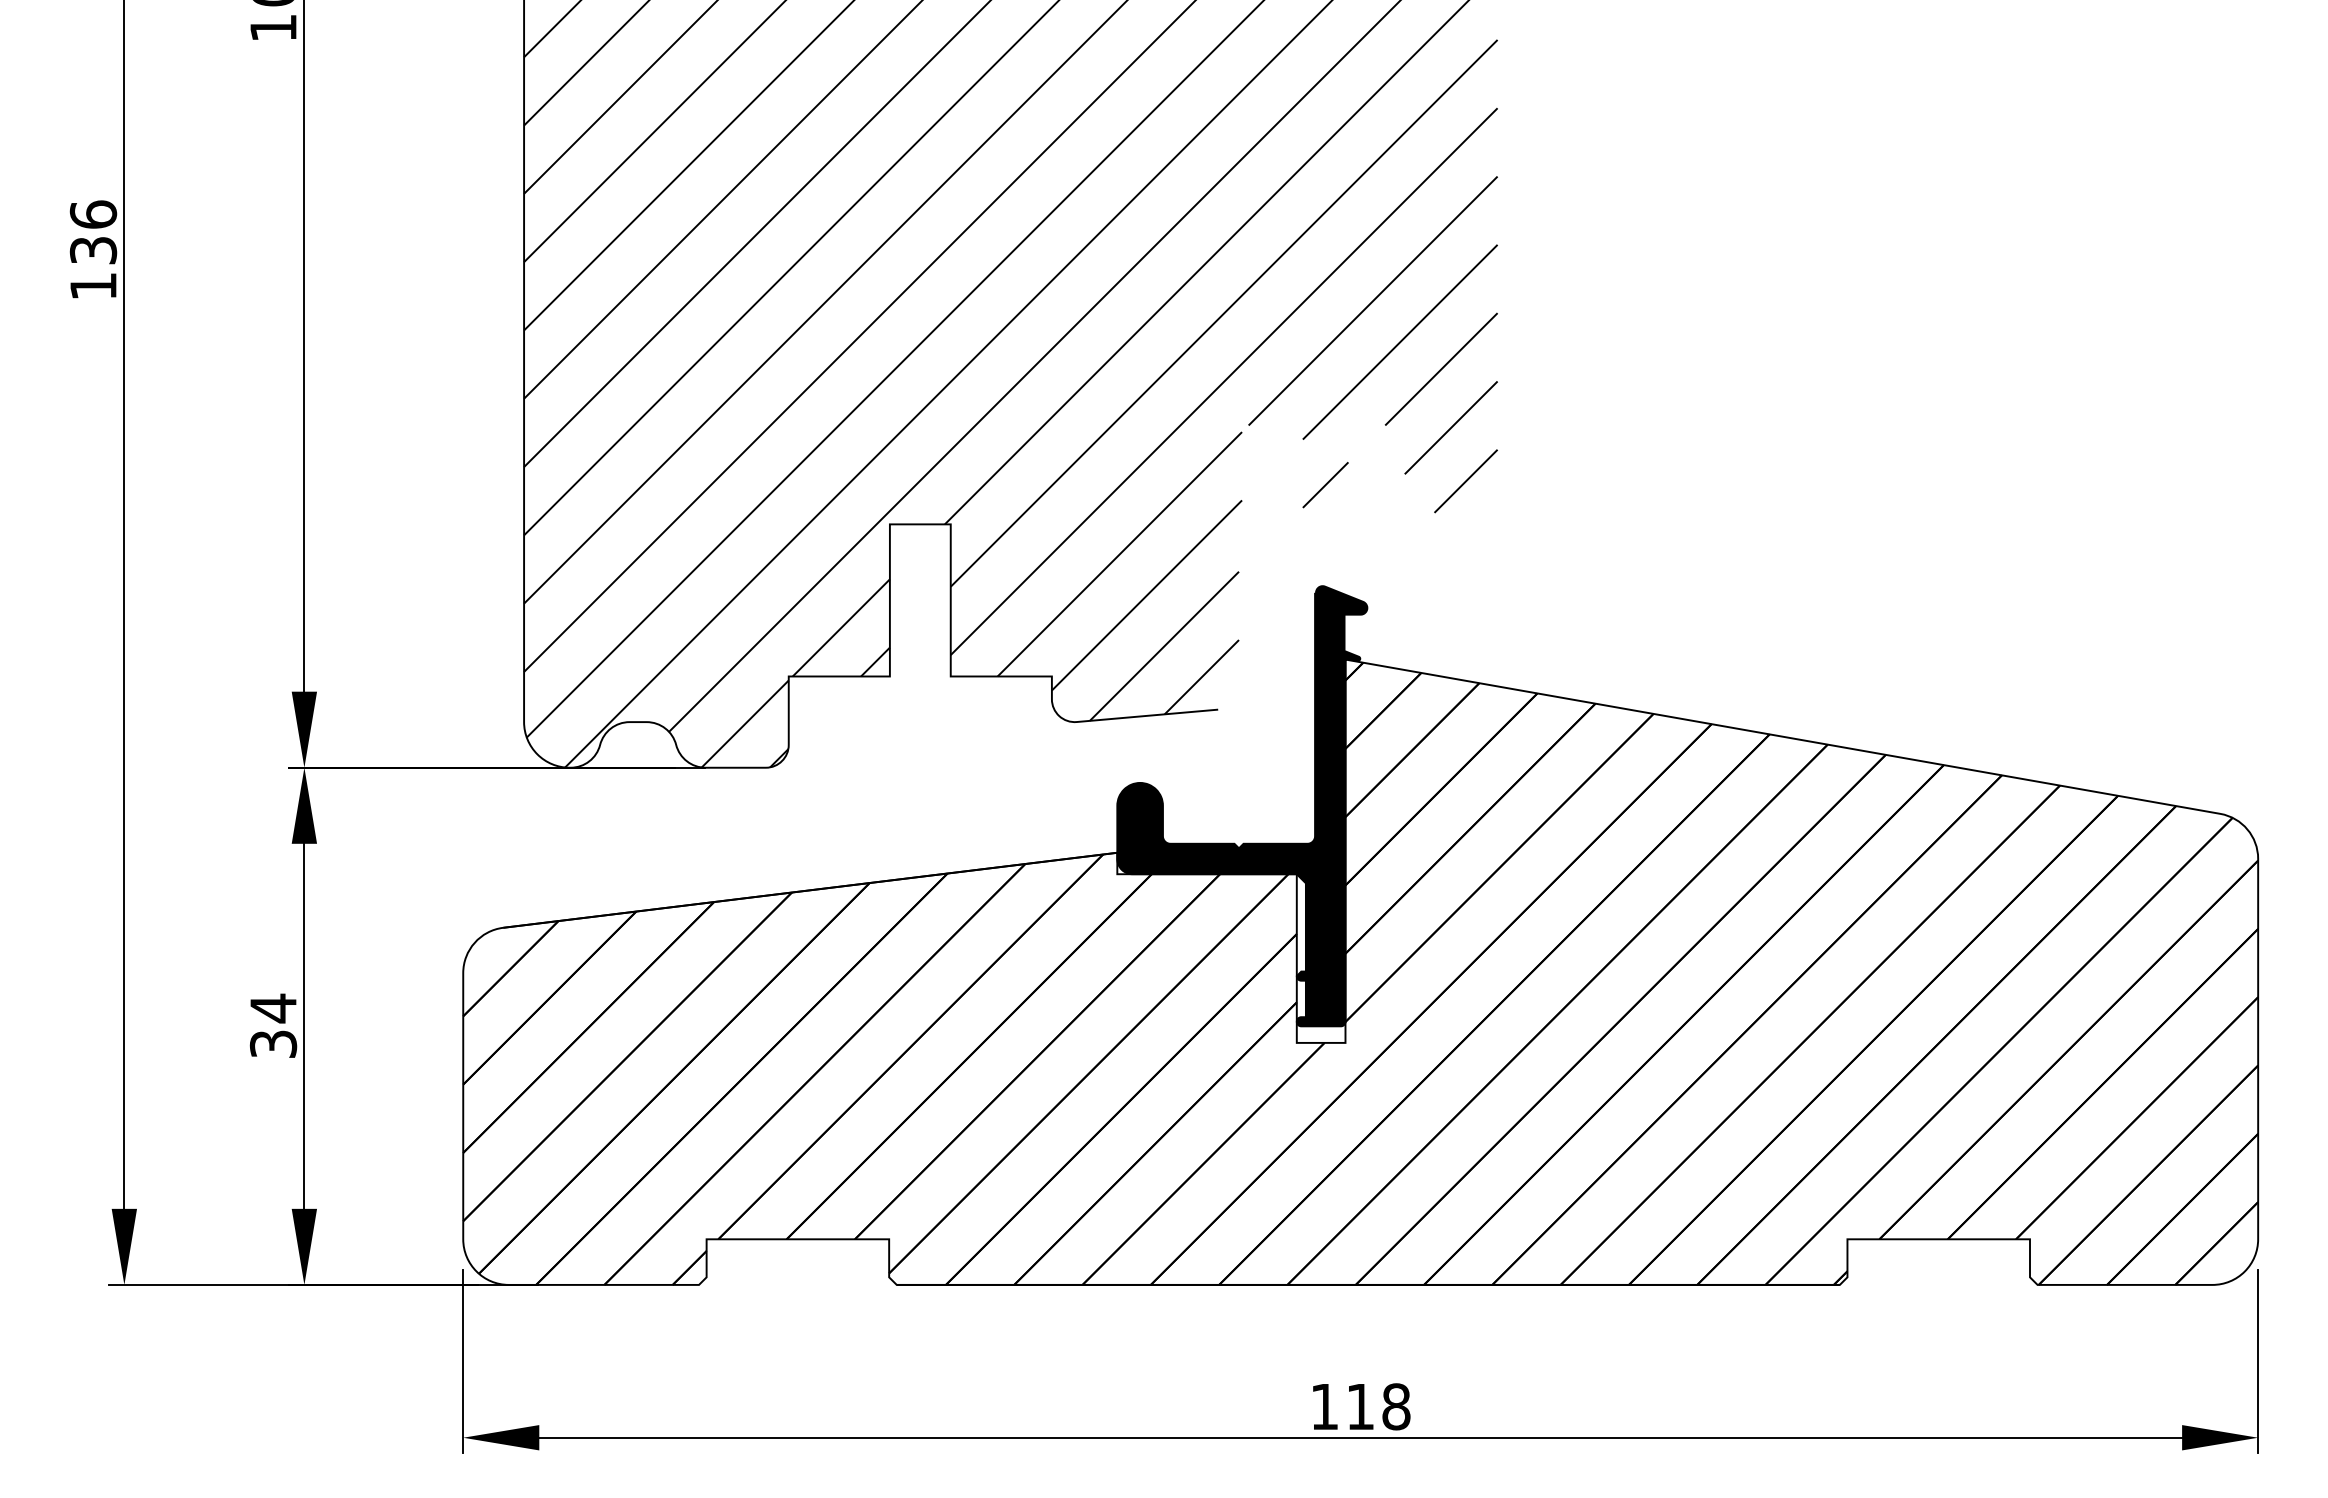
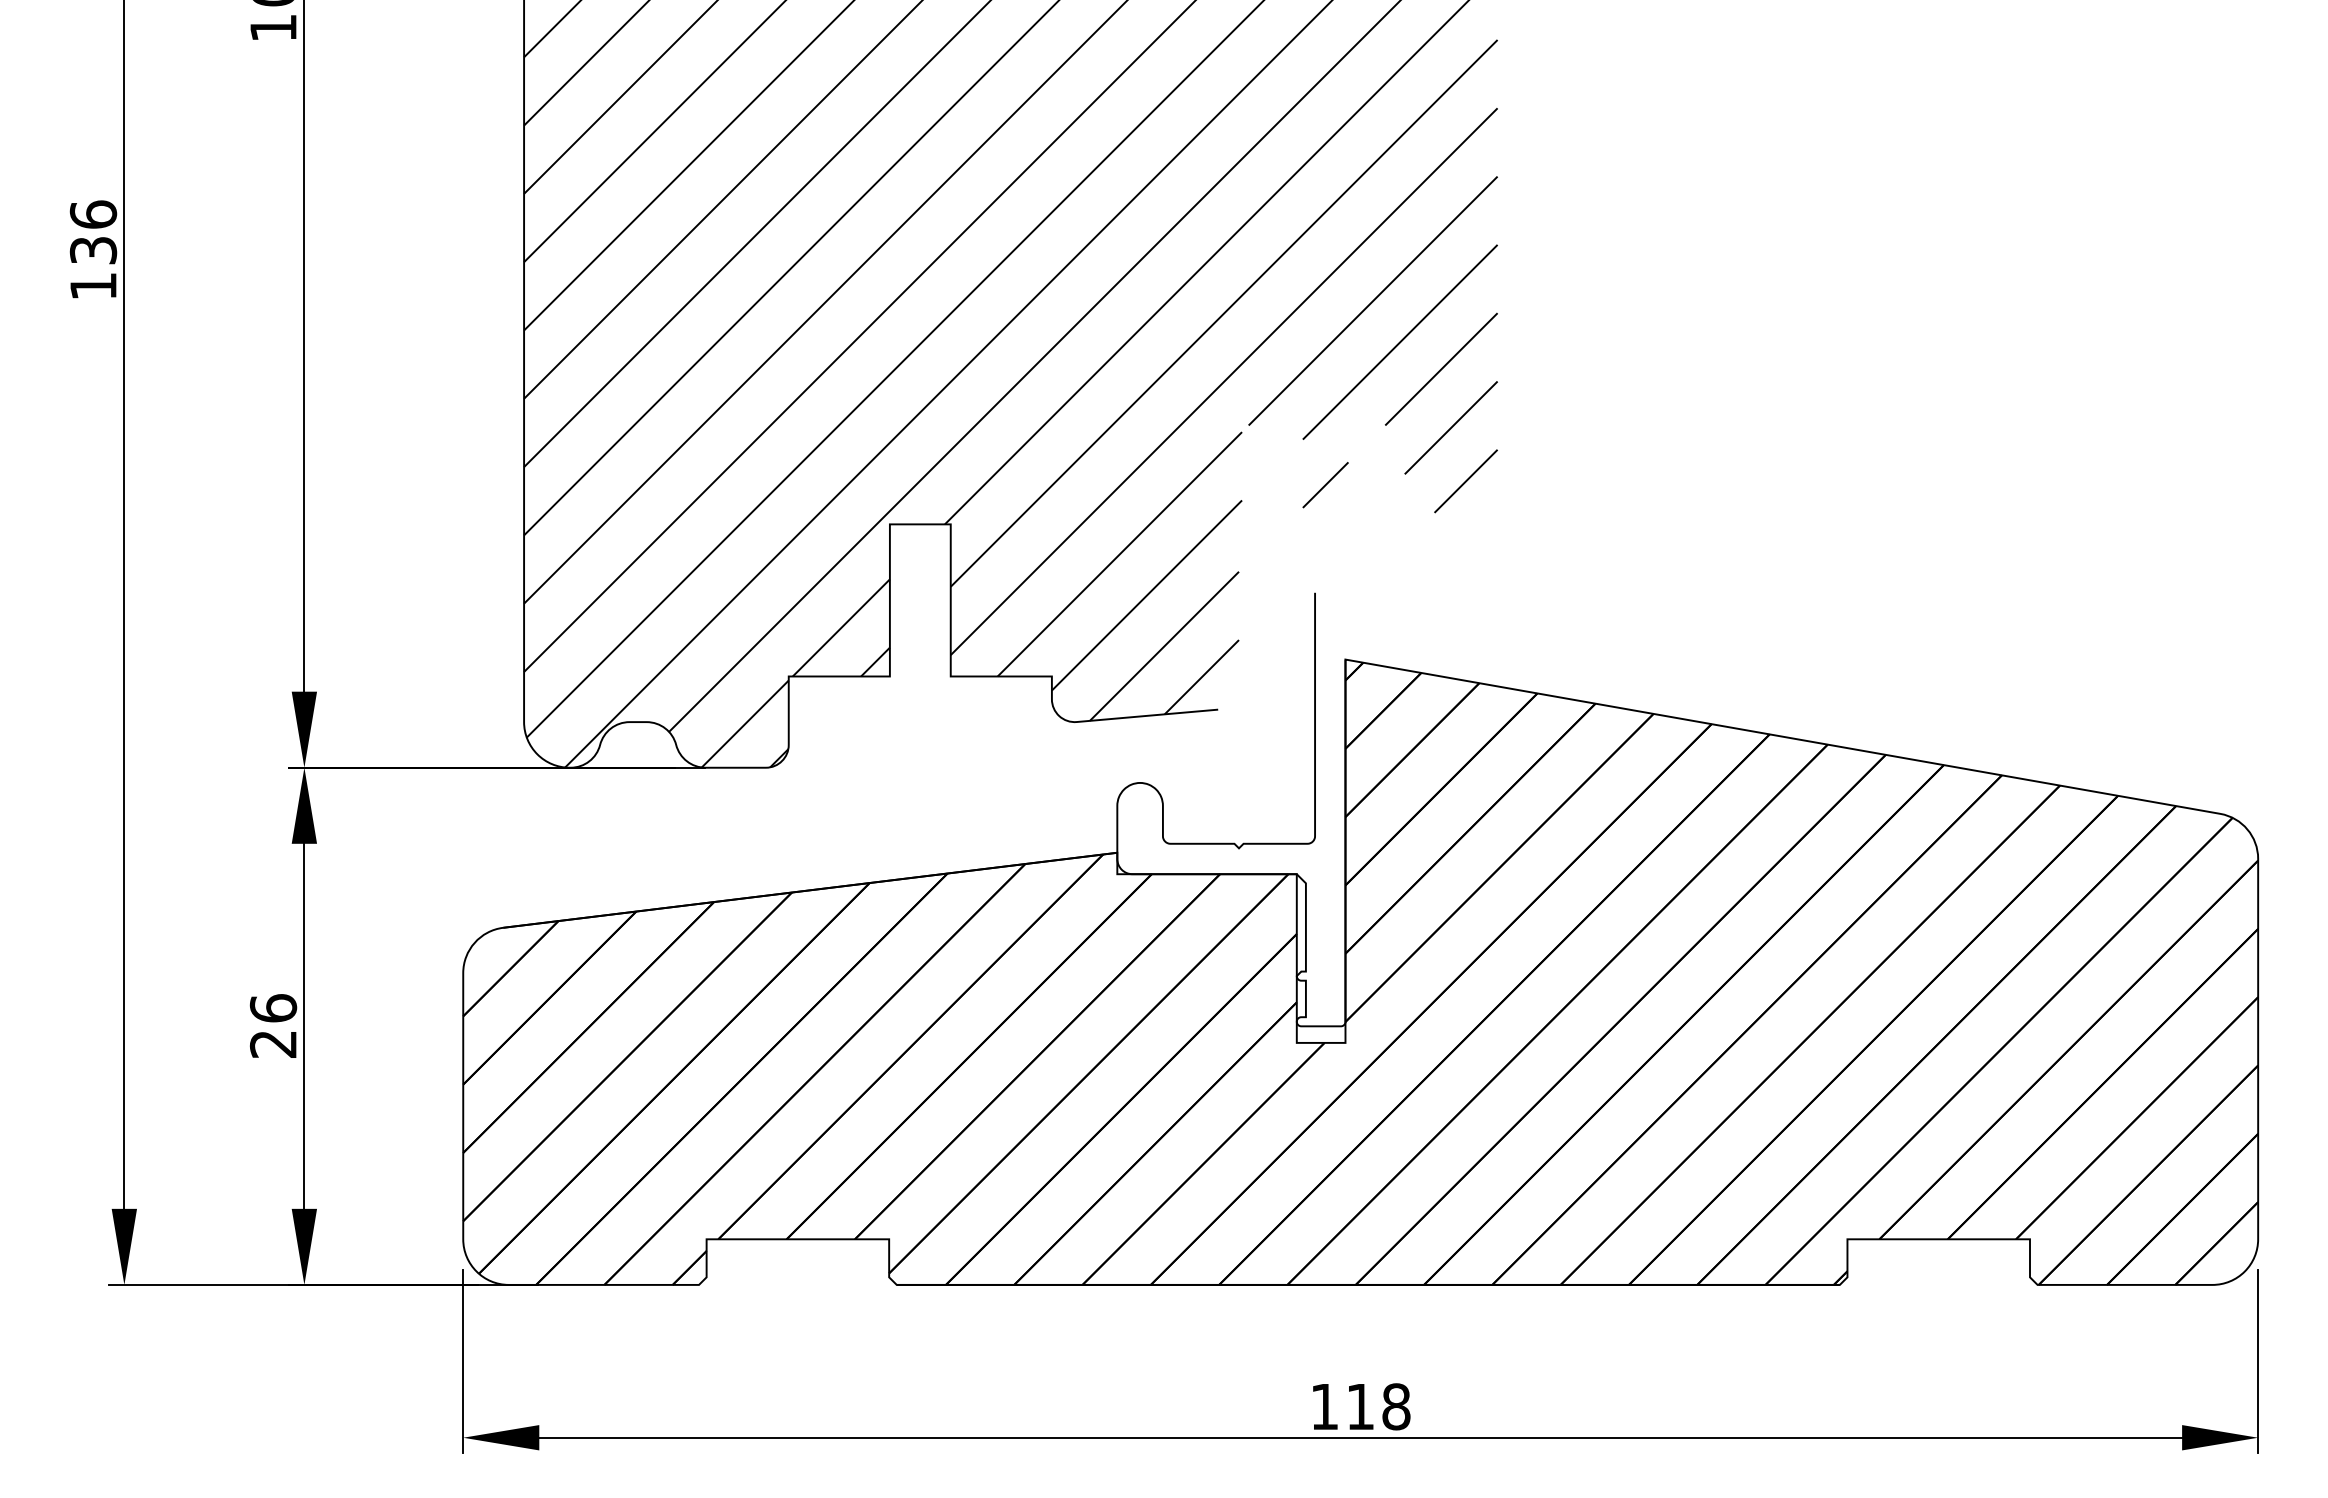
fill: present -> none (1242, 805)
text: 34 -> 26 (273, 1025)
